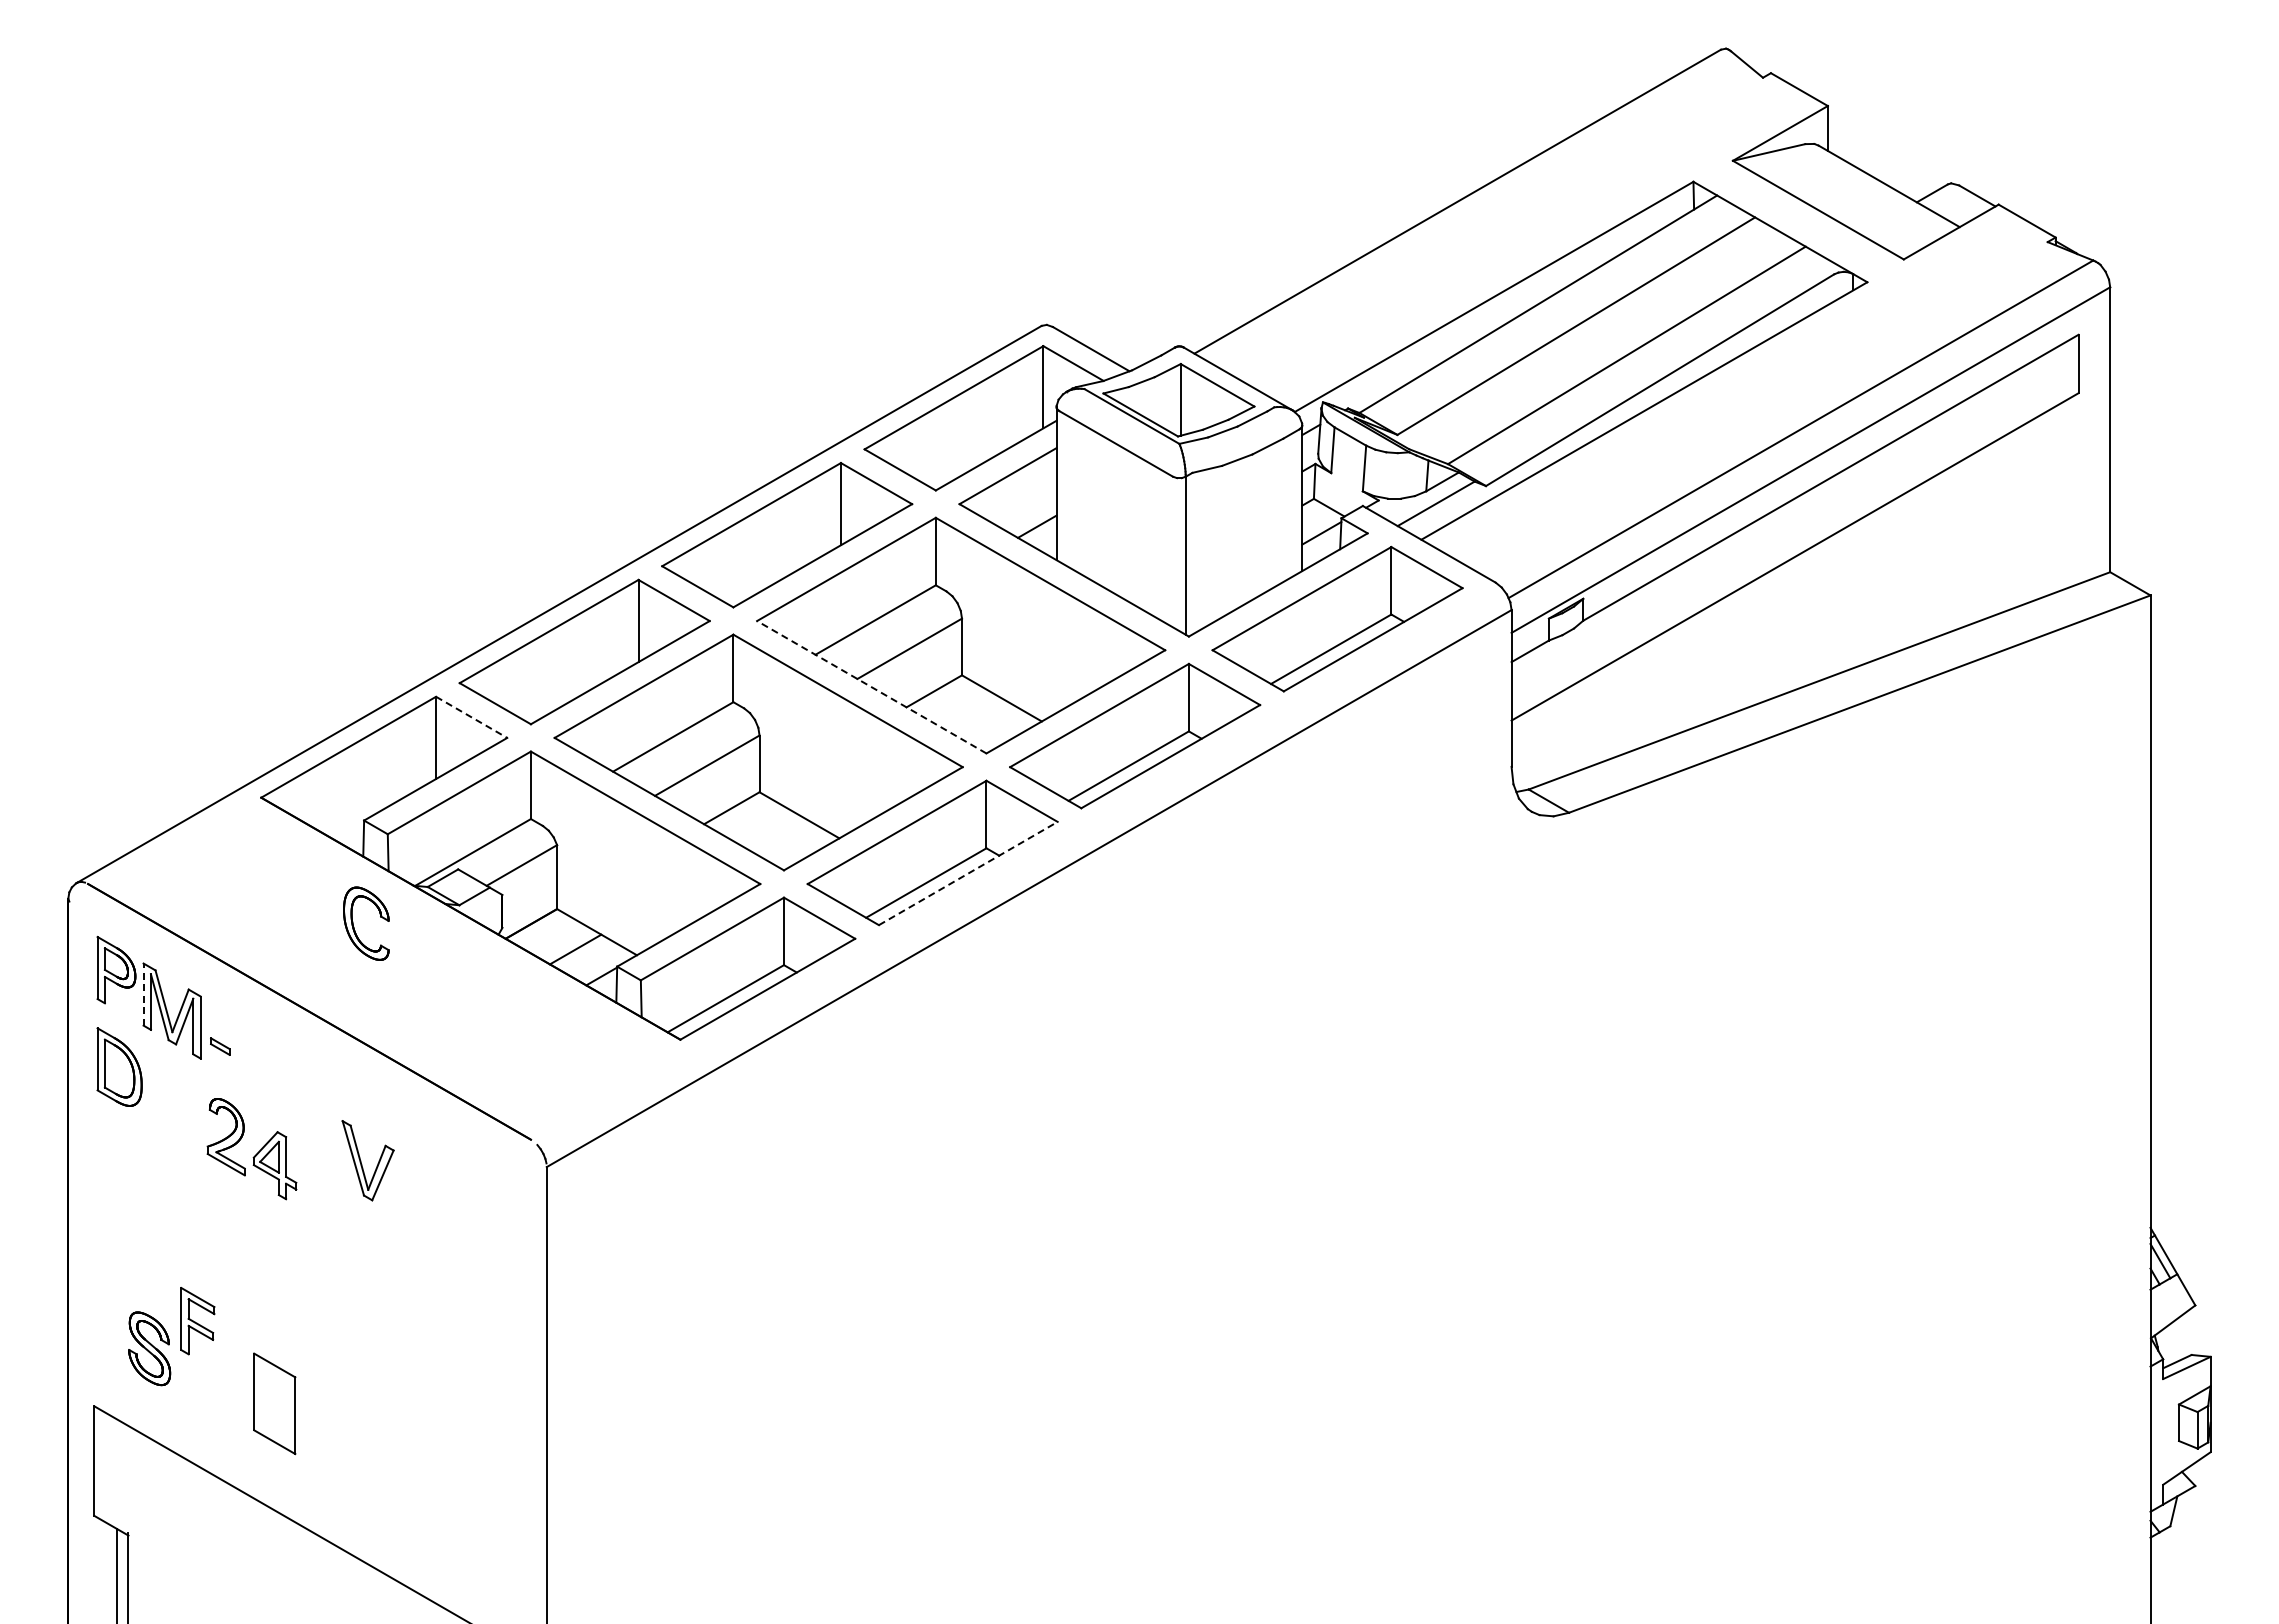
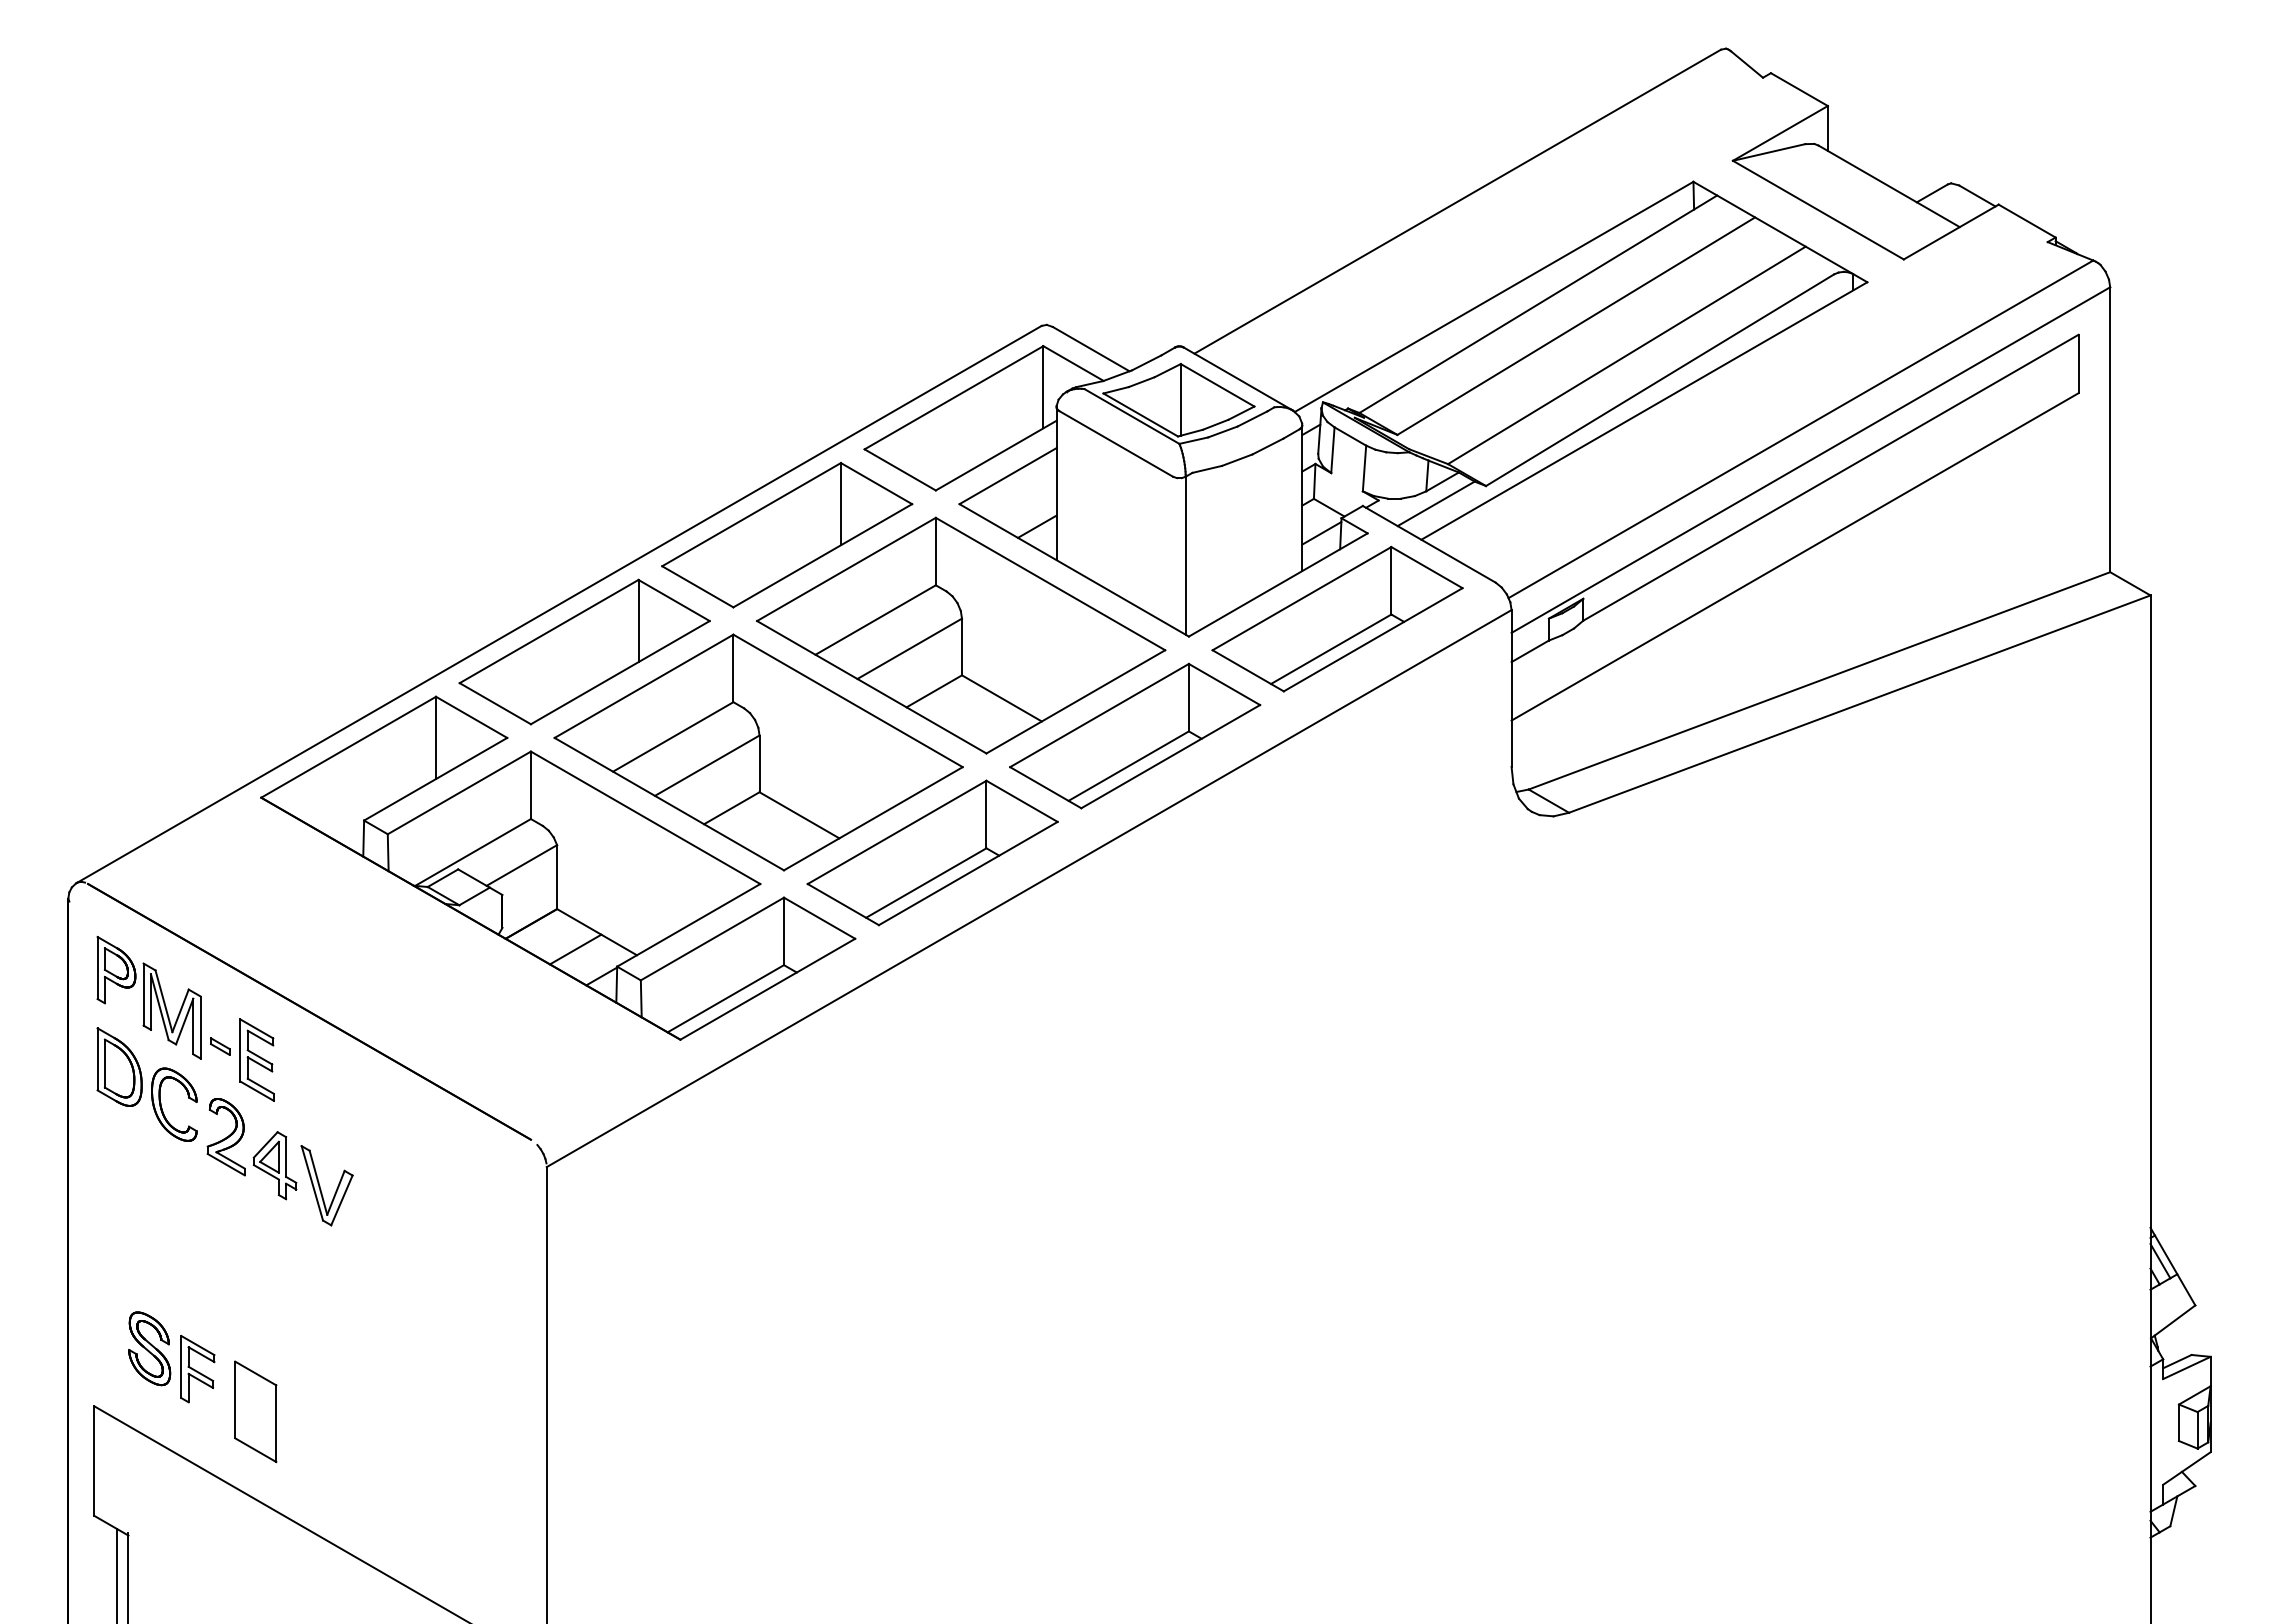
line: dashed -> solid (871, 687)
line: dashed -> solid (472, 717)
line: dashed -> solid (968, 873)
part position: (354, 927) -> (162, 1108) (162, 1108)
line: dashed -> solid (143, 994)
part: none -> present (256, 1059)
part position: (367, 1160) -> (326, 1185) (326, 1185)
part position: (197, 1321) -> (197, 1369) (197, 1369)
part position: (274, 1403) -> (255, 1411) (255, 1411)
